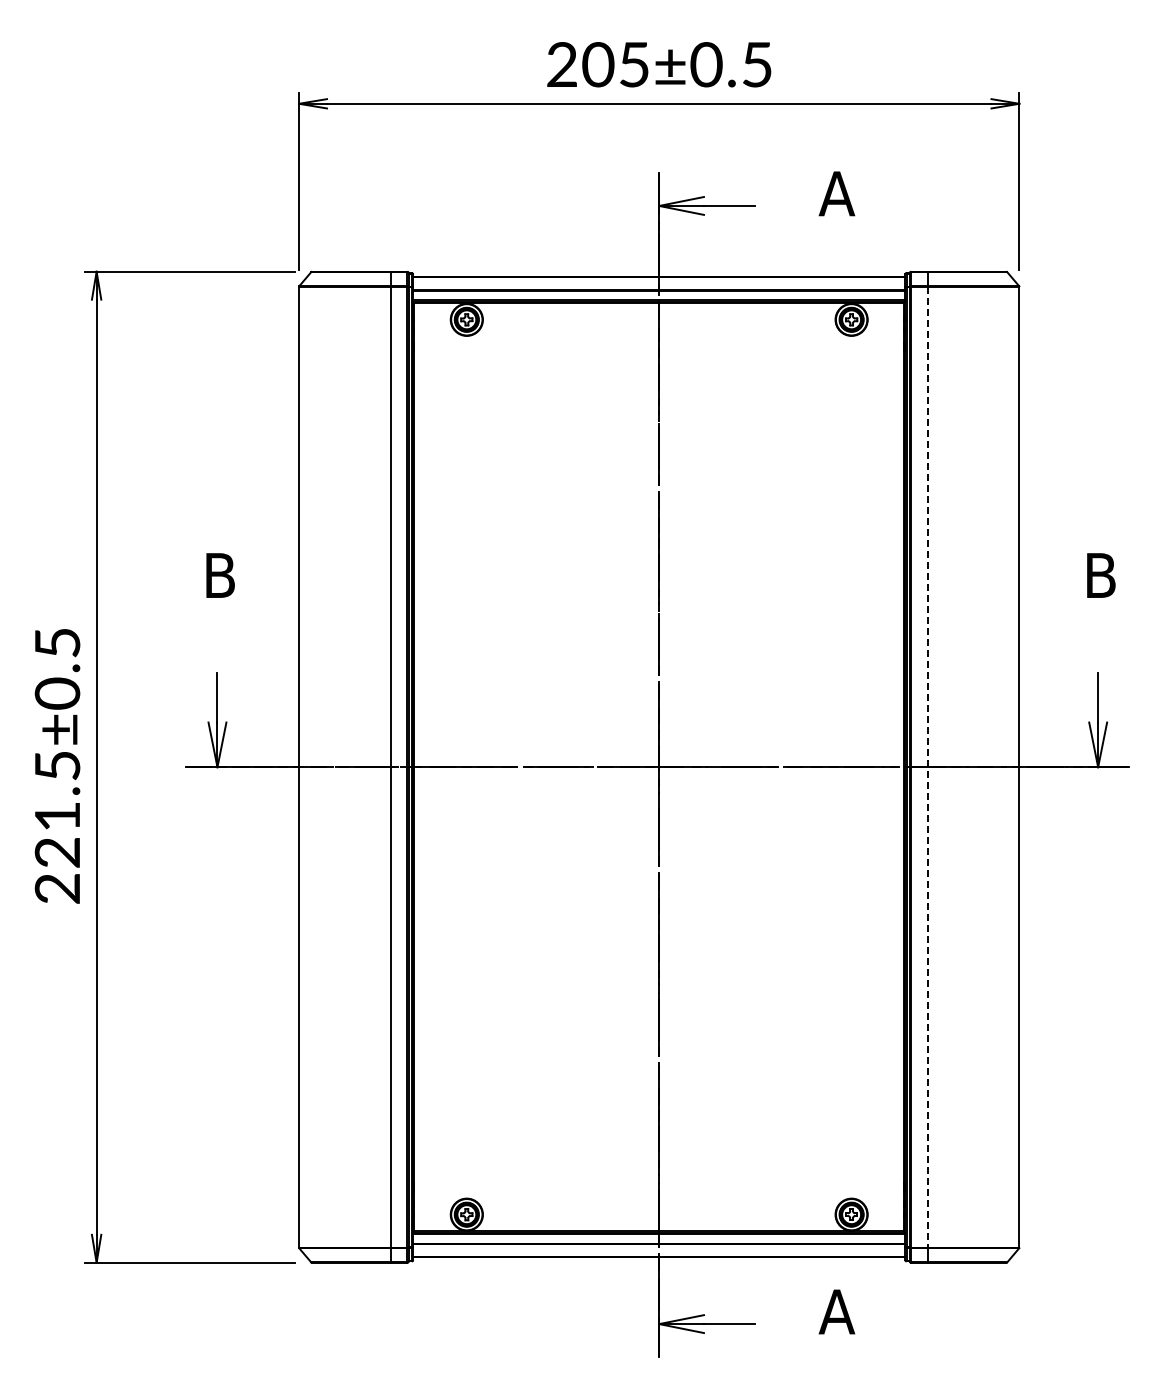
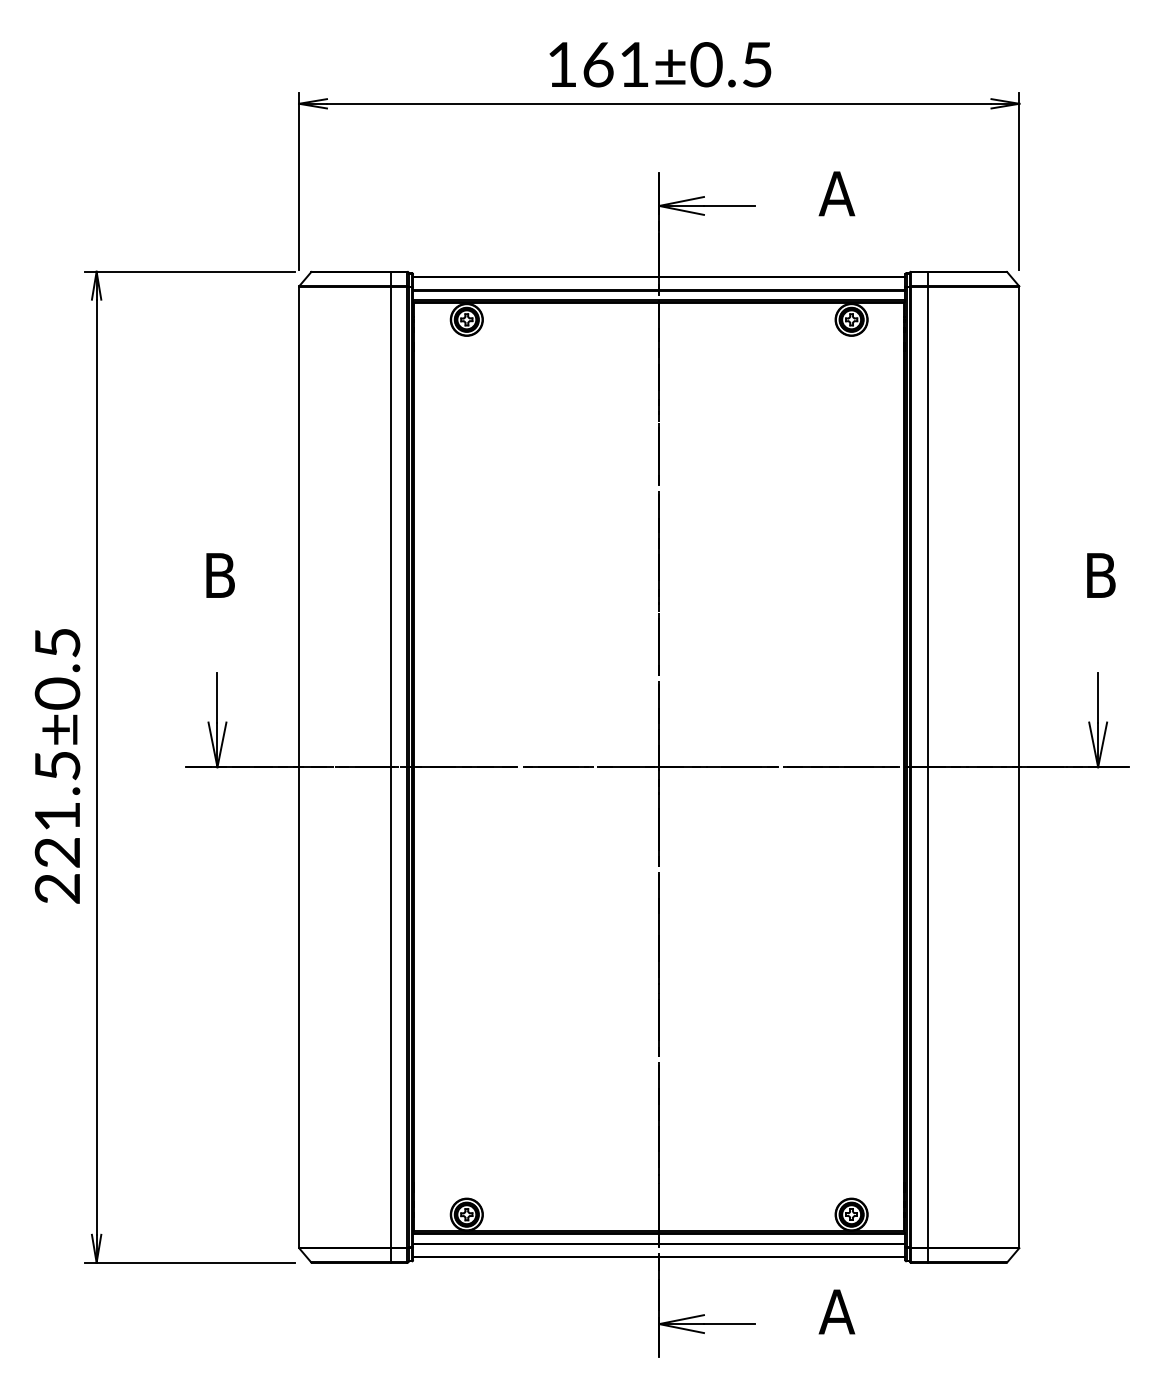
text: 205±0.5 -> 161±0.5 (597, 64)
line: dashed -> solid (927, 767)
